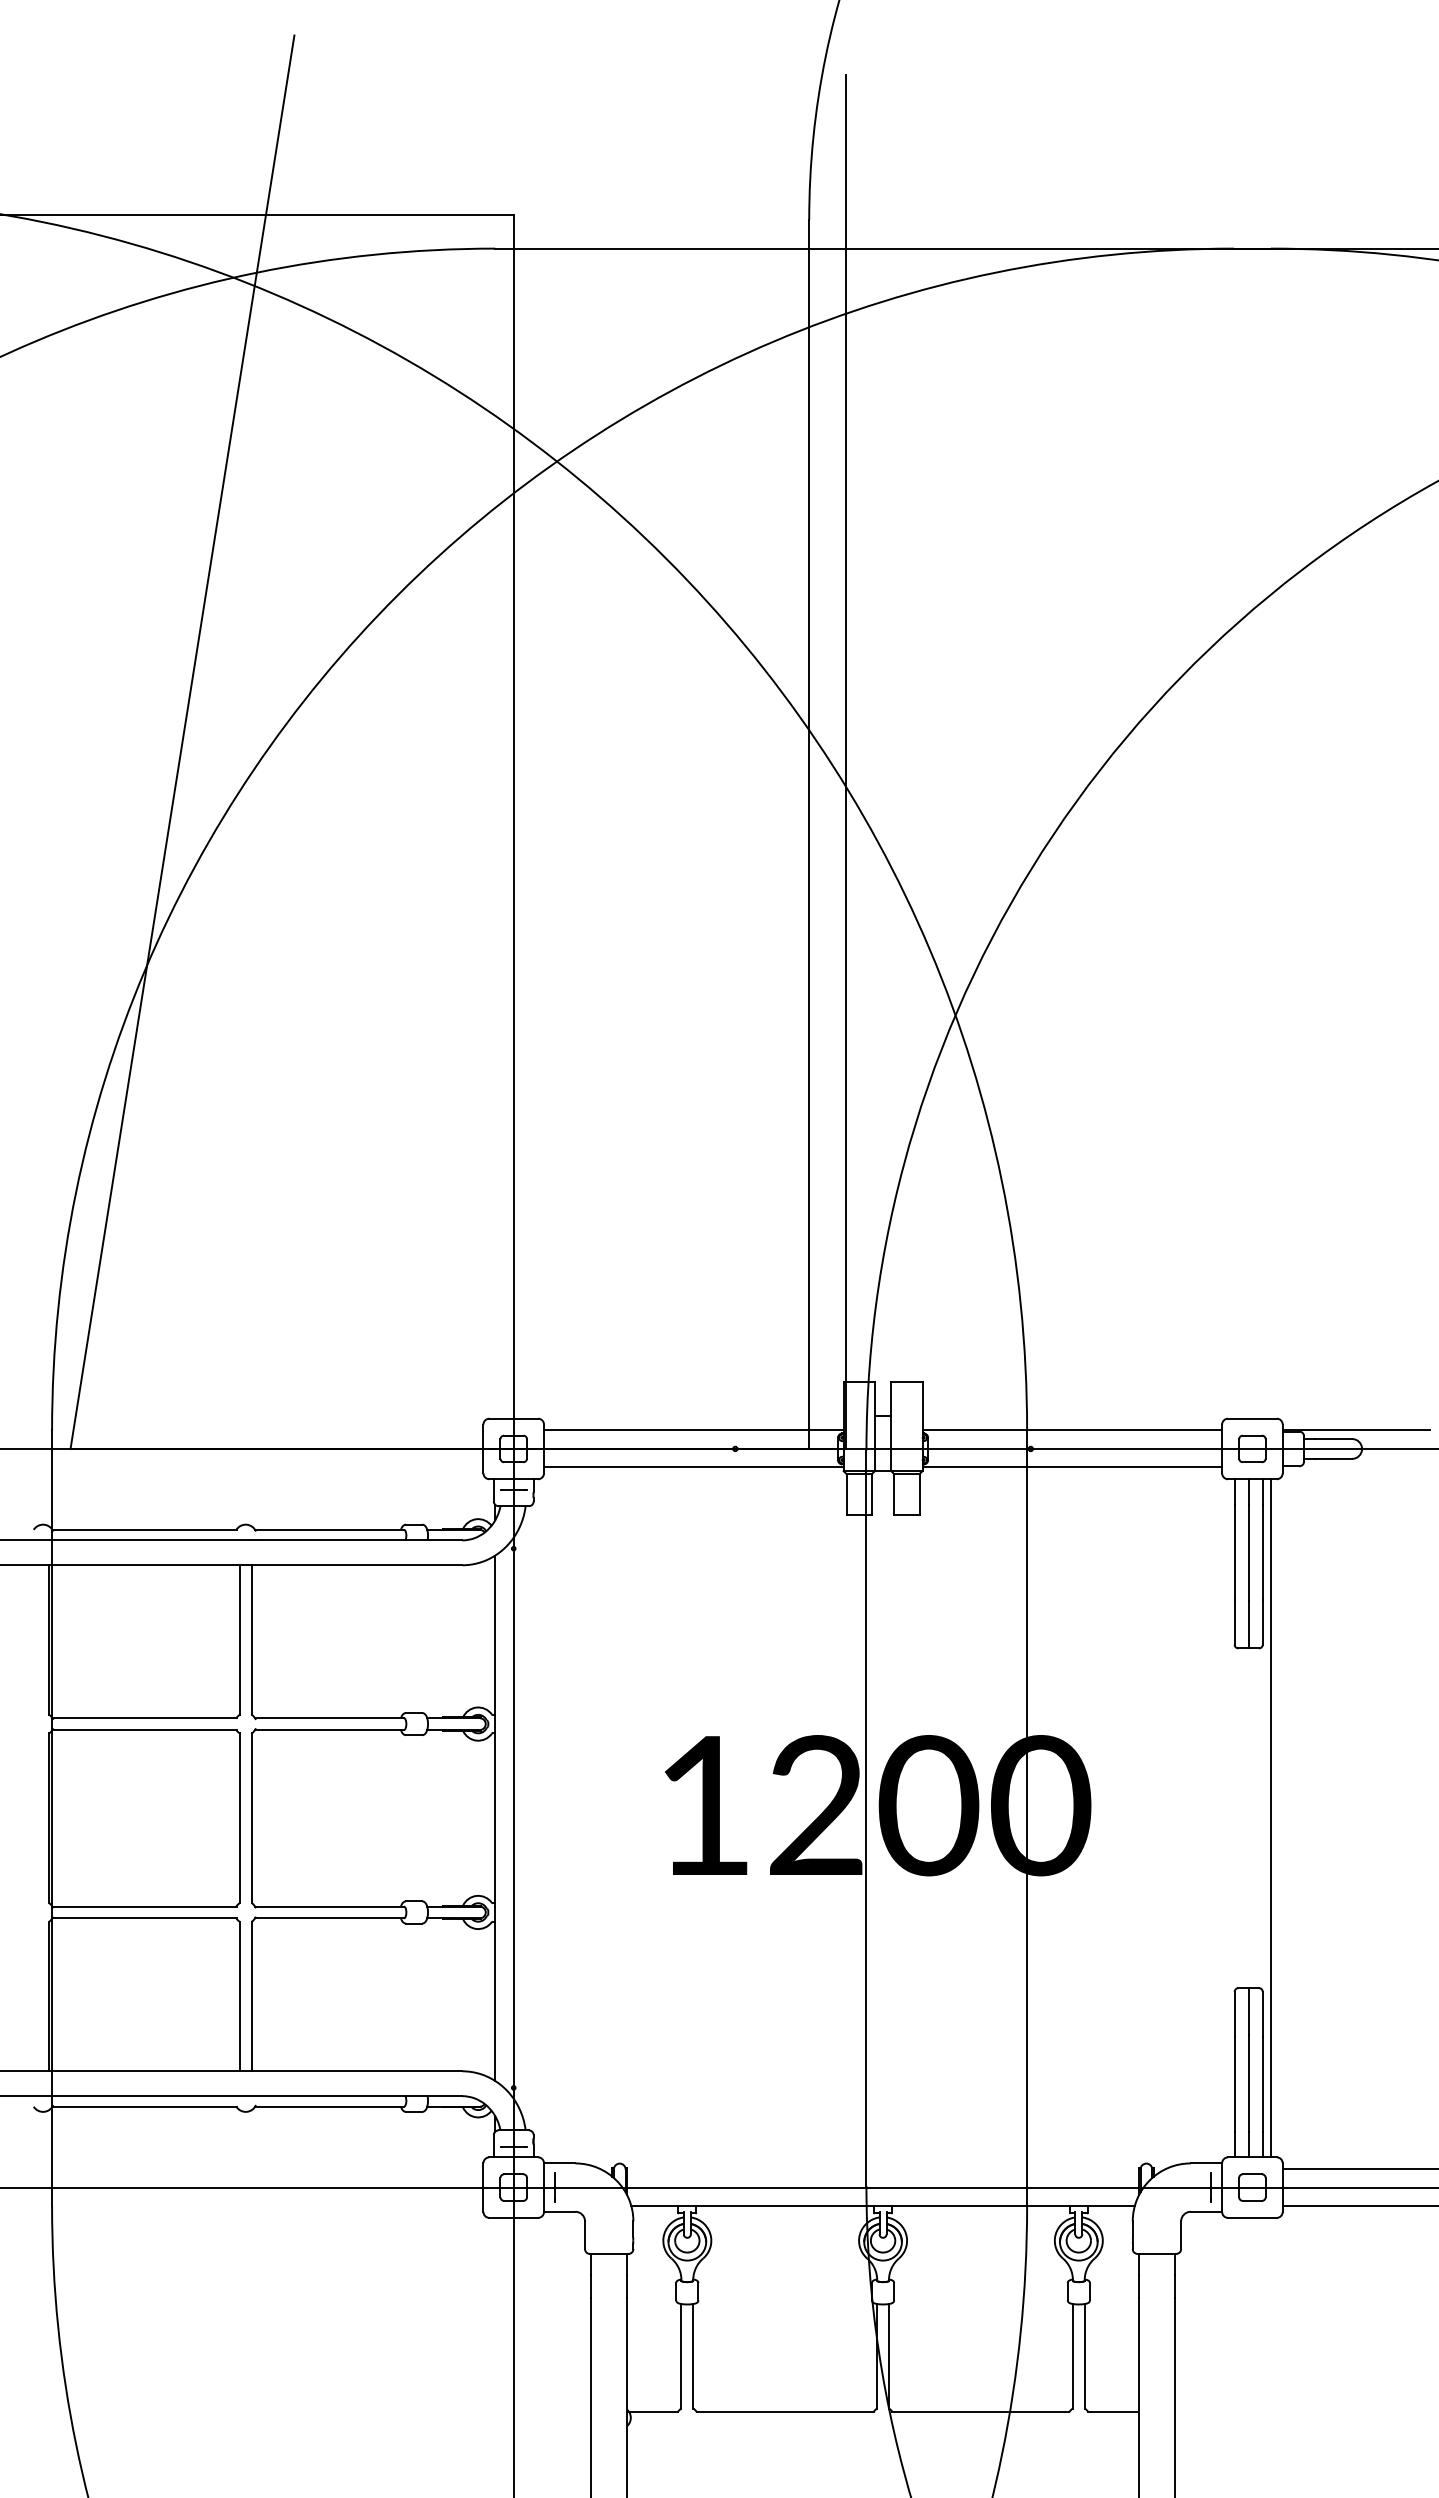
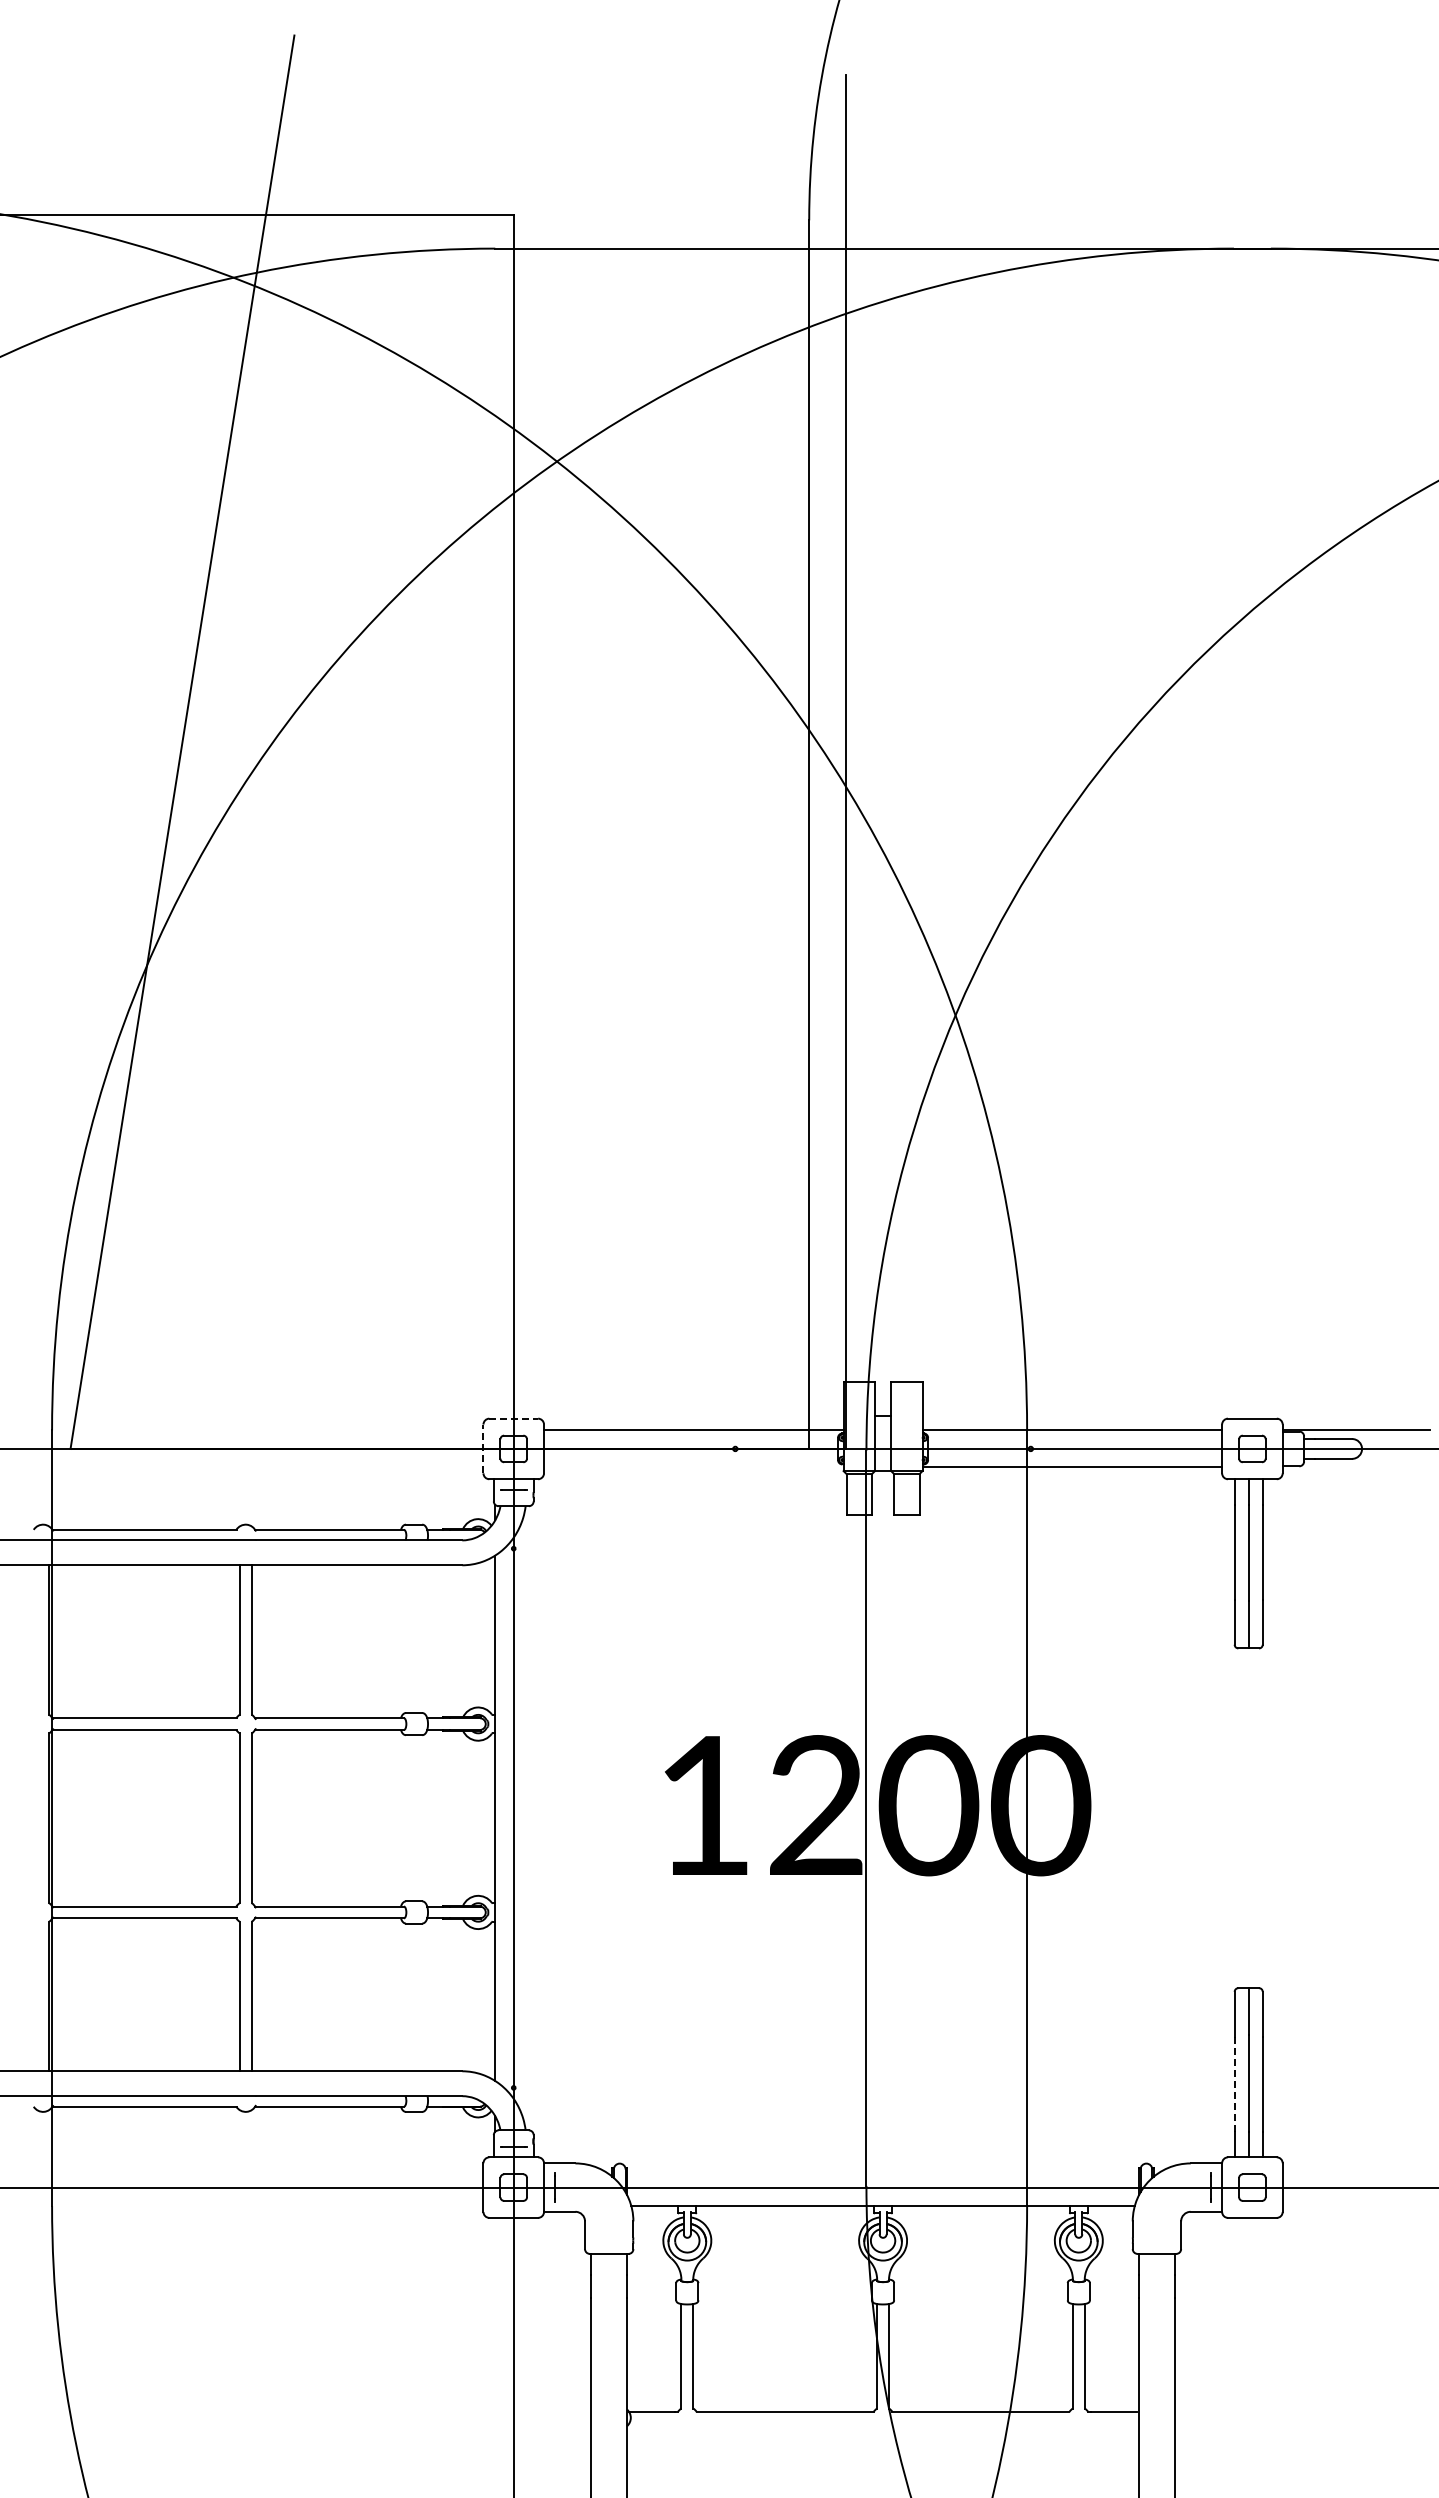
line: solid -> dashed (514, 1418)
line: solid -> dashed (483, 1448)
line: present -> none (693, 1467)
line: present -> none (1270, 1818)
line: solid -> dashed (1234, 2084)
line: present -> none (1358, 2169)
line: present -> none (1358, 2206)
